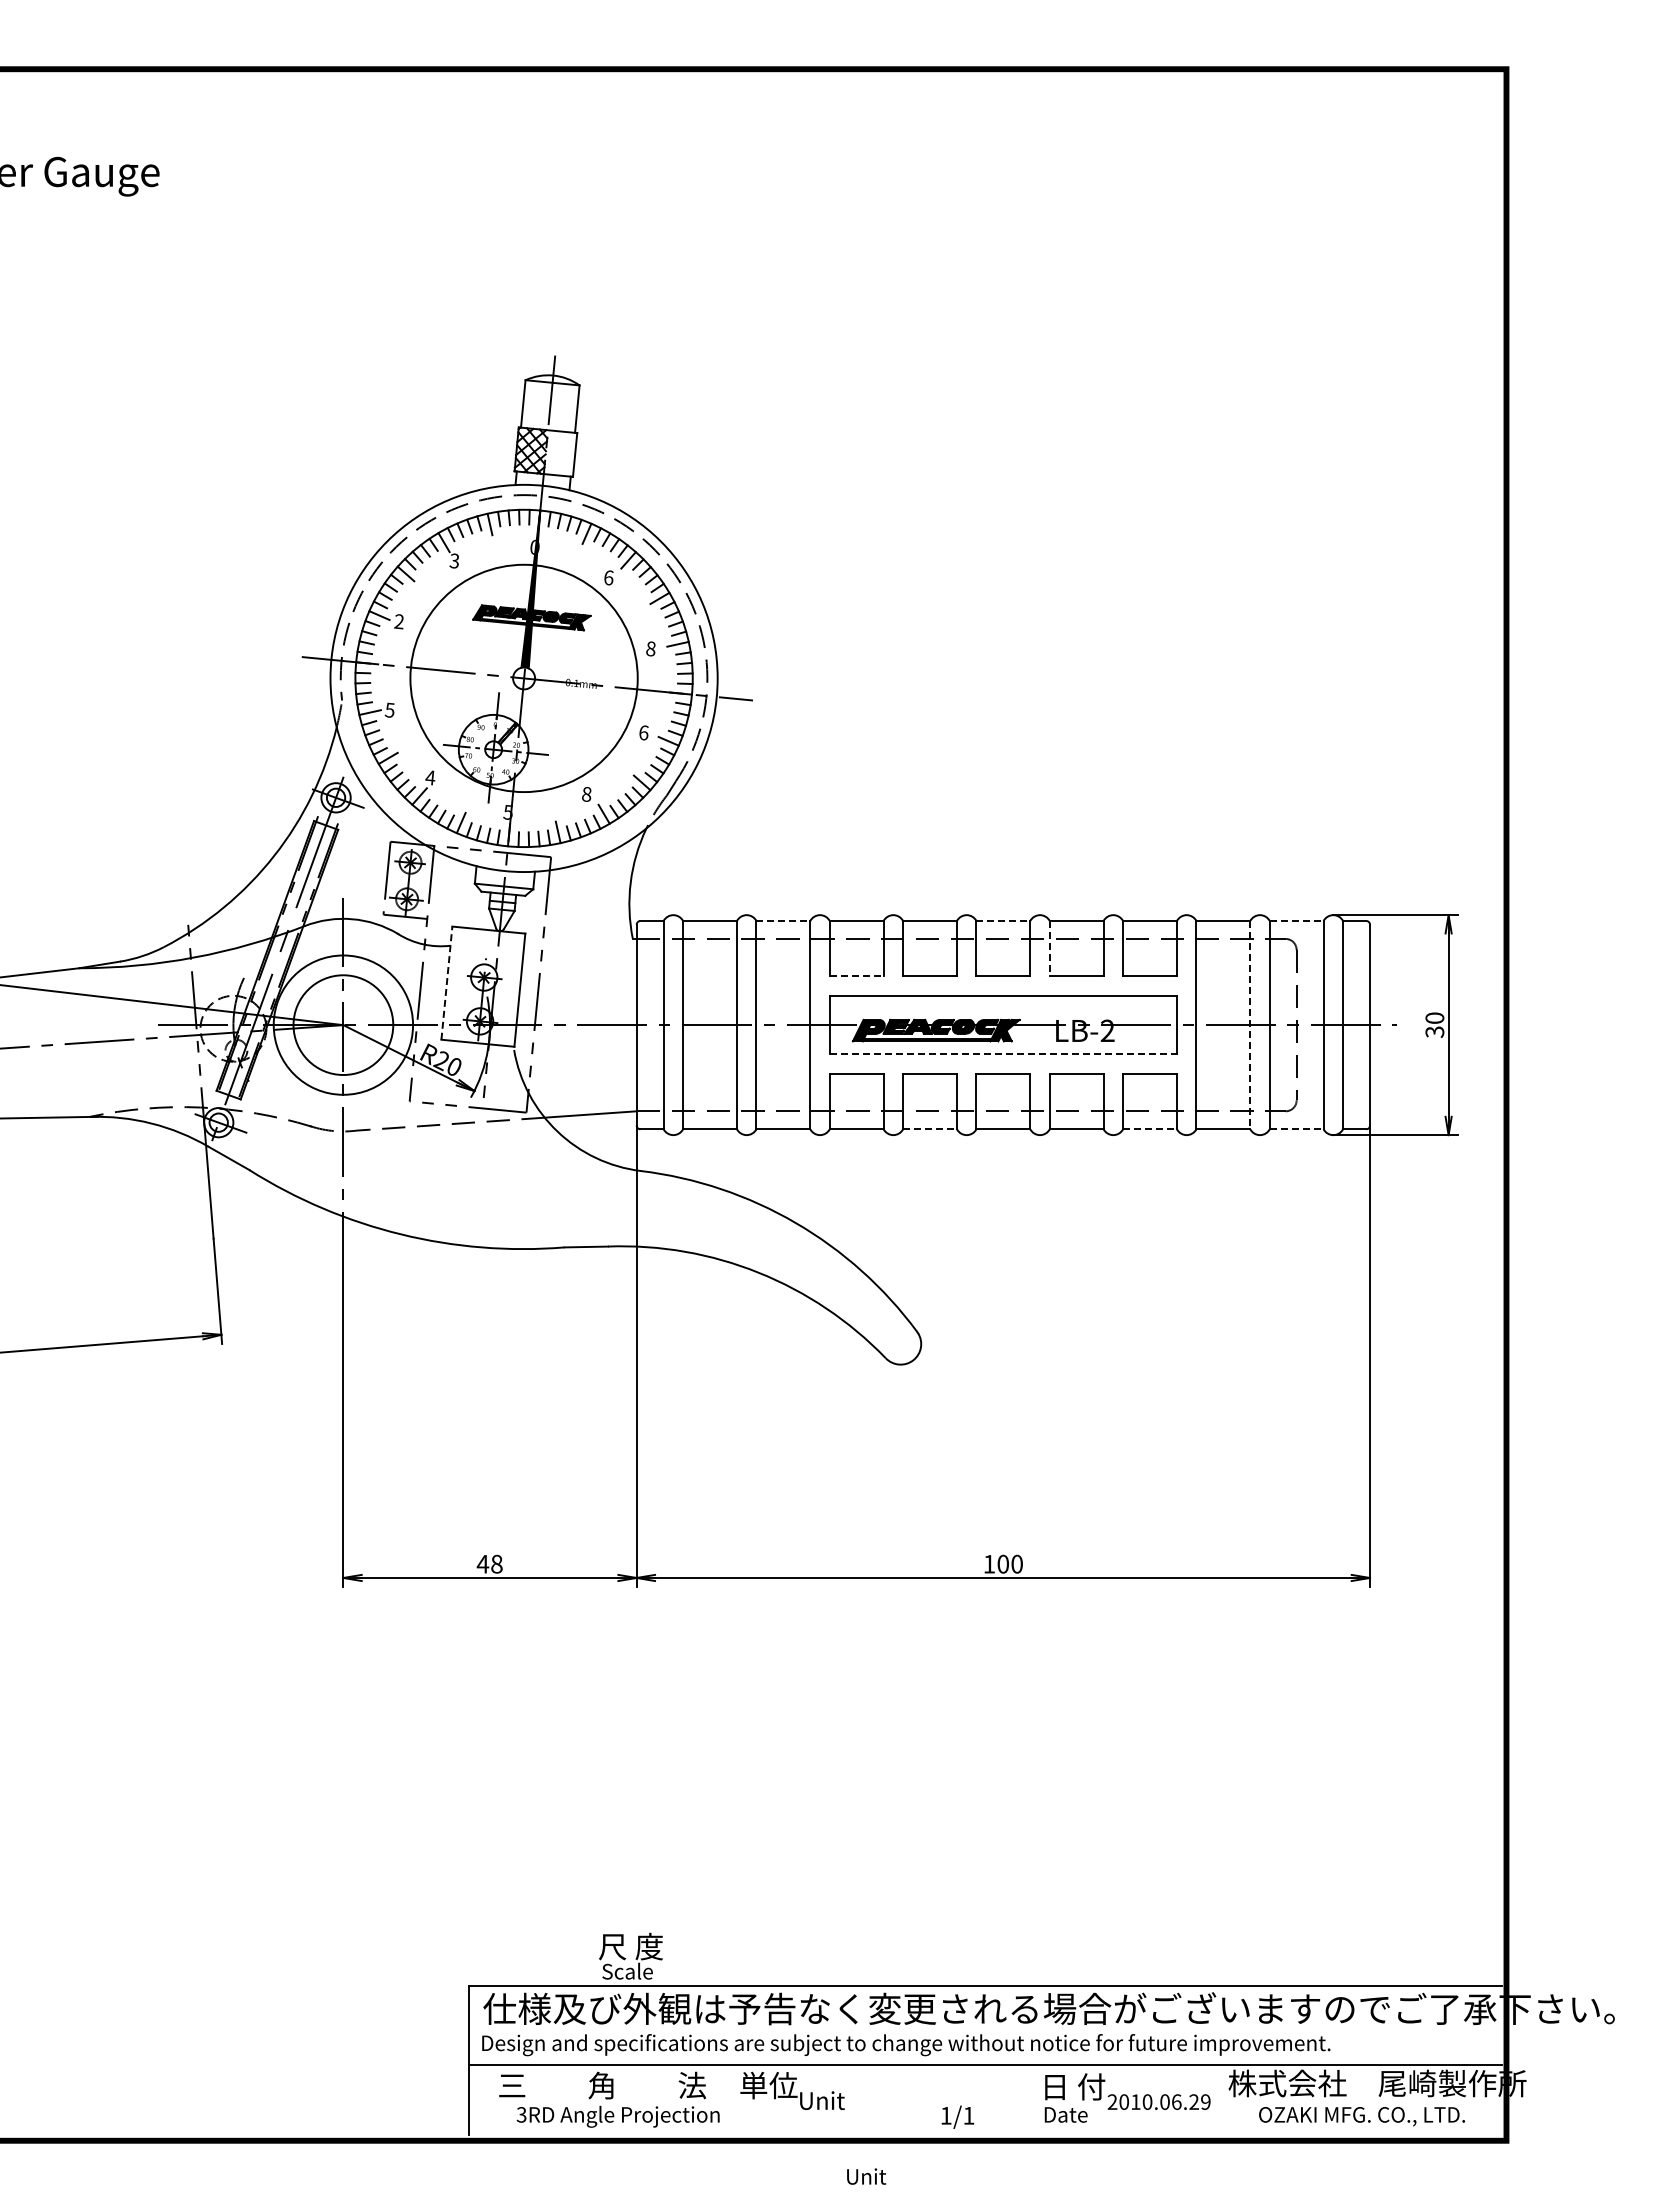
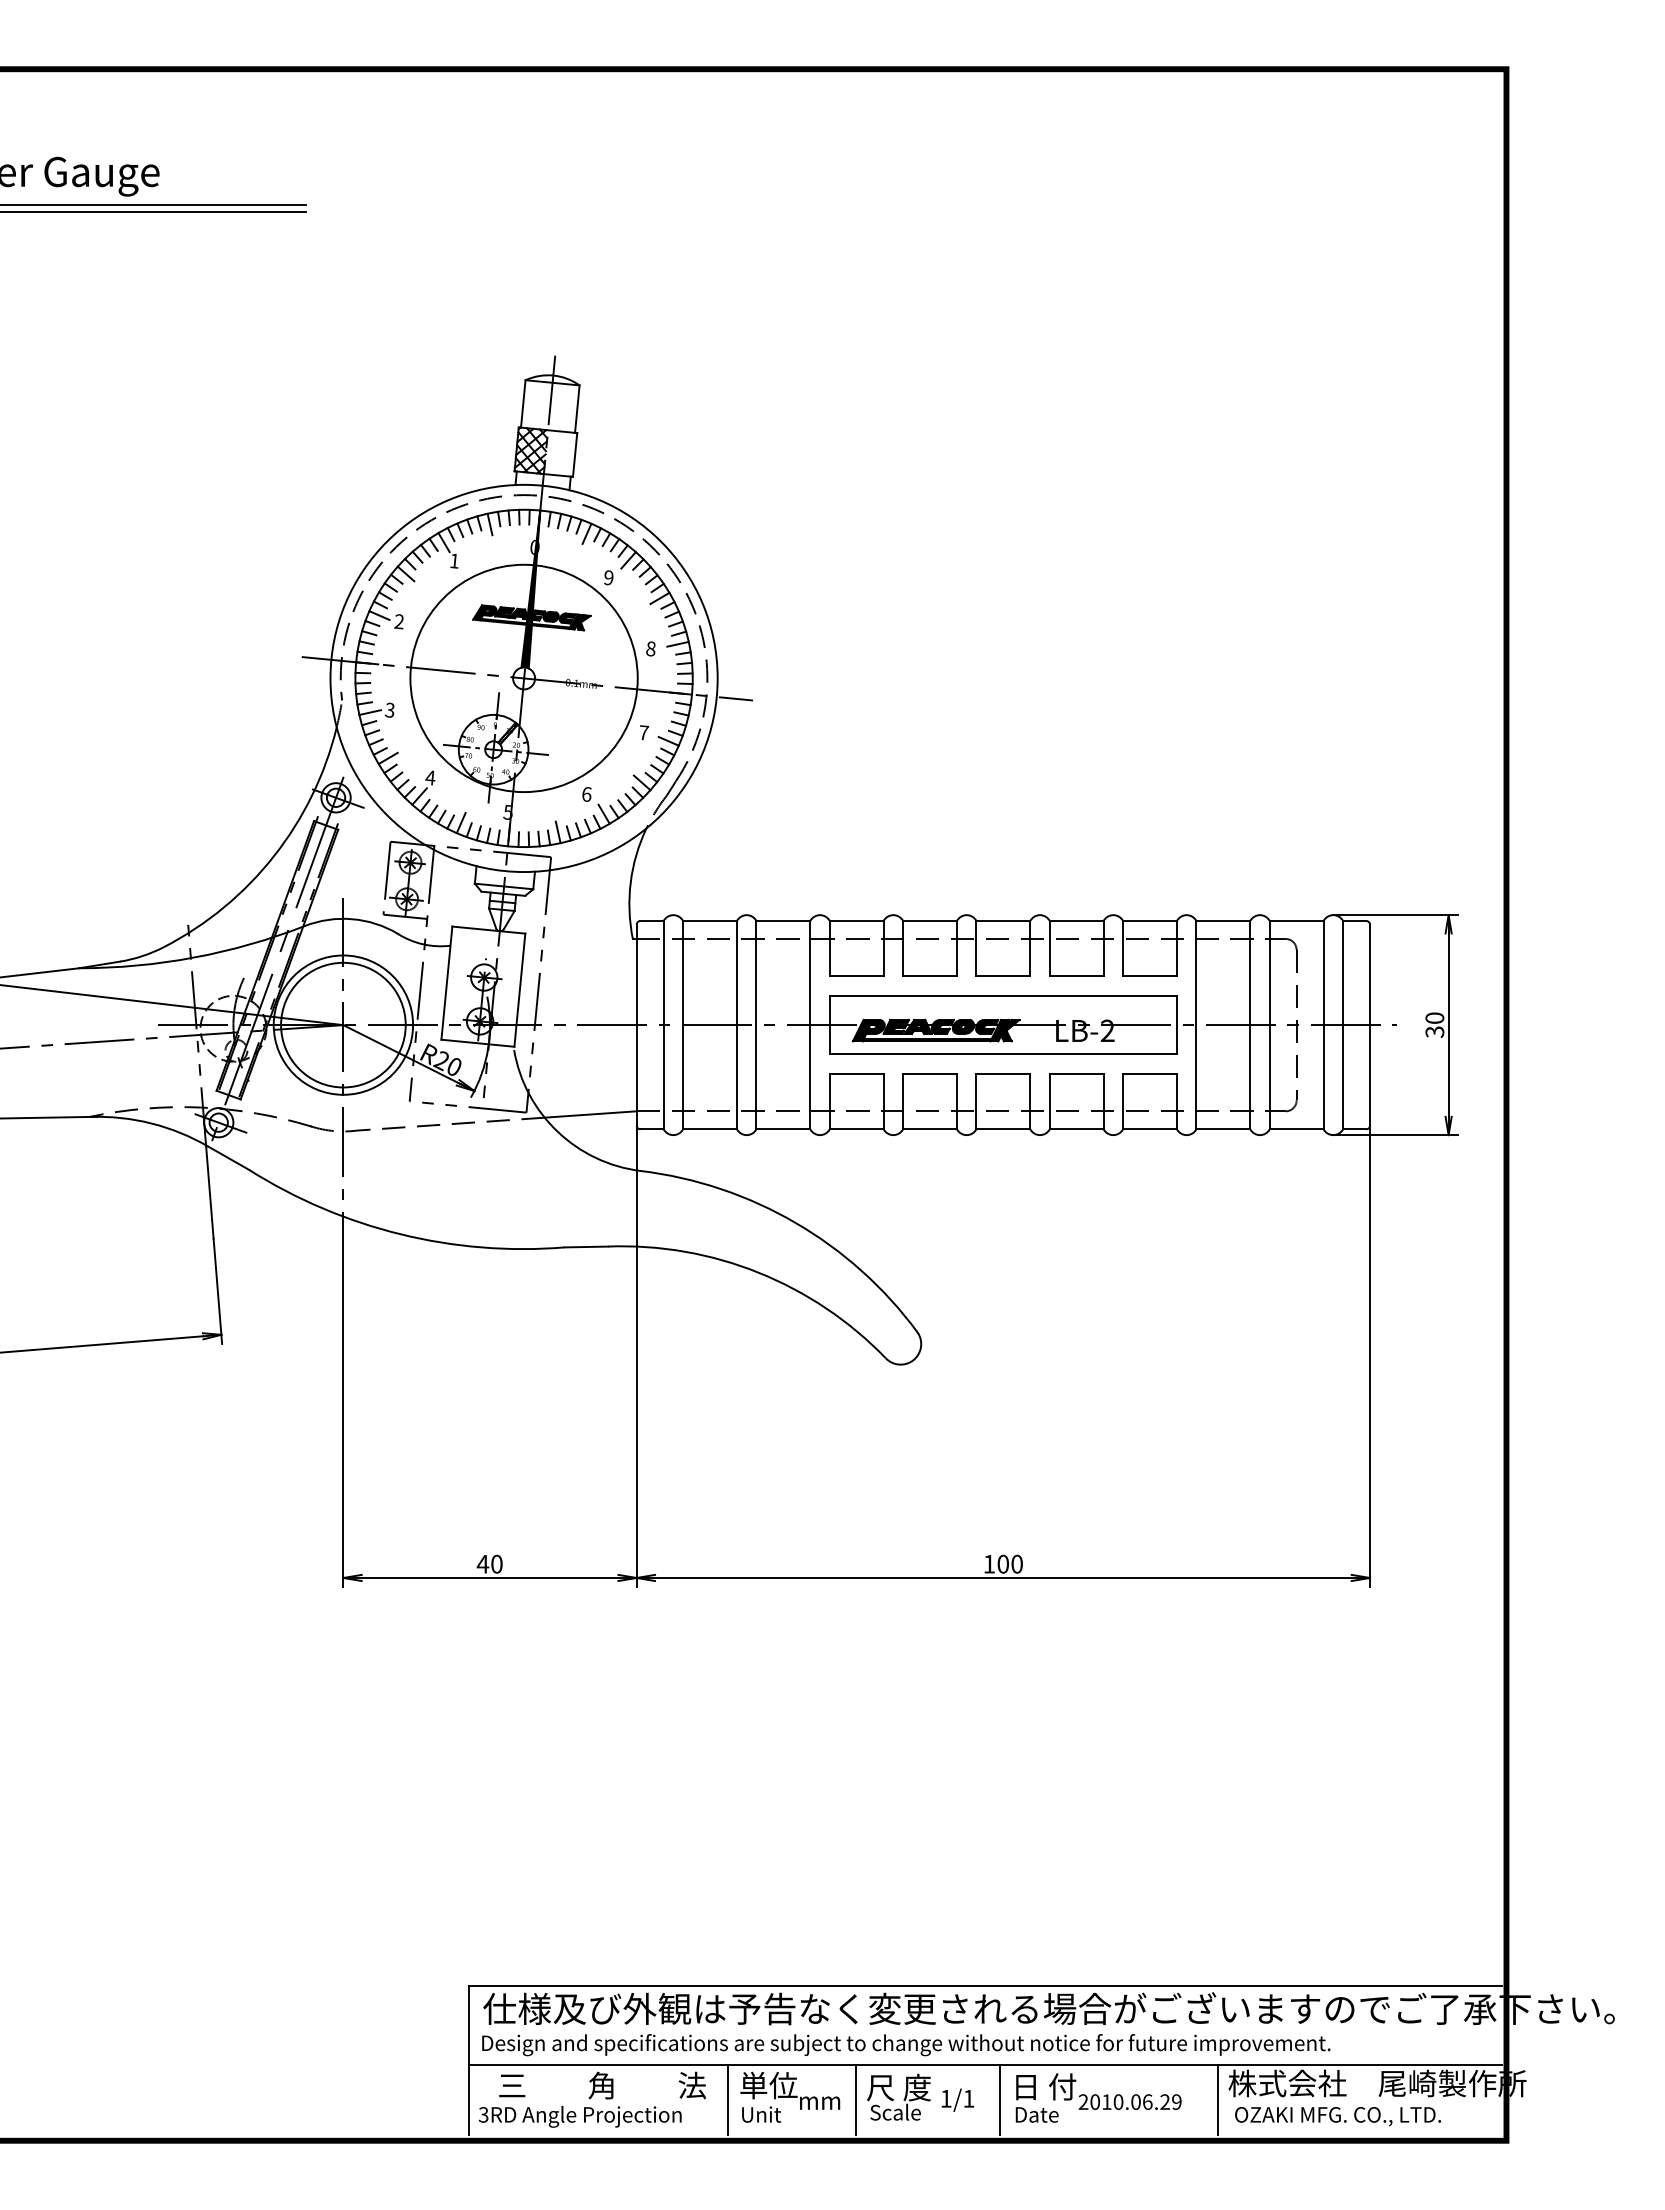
line: none -> present (153, 204)
line: none -> present (153, 212)
text: 3 -> 1 (453, 560)
text: 6 -> 9 (608, 577)
text: 5 -> 3 (390, 709)
text: 6 -> 7 (644, 732)
text: 8 -> 6 (586, 794)
line: dashed -> solid (783, 921)
line: dashed -> solid (1003, 921)
line: dashed -> solid (1296, 921)
line: dashed -> solid (1049, 948)
line: dashed -> solid (856, 976)
line: dashed -> solid (446, 983)
circle diameter: 100 px -> 125 px (343, 1024)
line: dashed -> solid (1250, 1025)
line: dashed -> solid (1003, 1054)
line: dashed -> solid (930, 1129)
line: dashed -> solid (1150, 1129)
line: dashed -> solid (1296, 1129)
text: 48 -> 40 (496, 1564)
text position: (630, 1955) -> (898, 2096) (898, 2096)
text position: (1127, 2097) -> (1098, 2097) (1098, 2097)
line: none -> present (728, 2099)
line: none -> present (856, 2099)
line: none -> present (999, 2099)
line: none -> present (1217, 2099)
text: Unit -> mm (822, 2100)
text position: (617, 2116) -> (579, 2116) (579, 2116)
text position: (957, 2116) -> (957, 2099) (957, 2099)
text position: (1361, 2116) -> (1337, 2116) (1337, 2116)
text position: (866, 2176) -> (761, 2114) (761, 2114)
